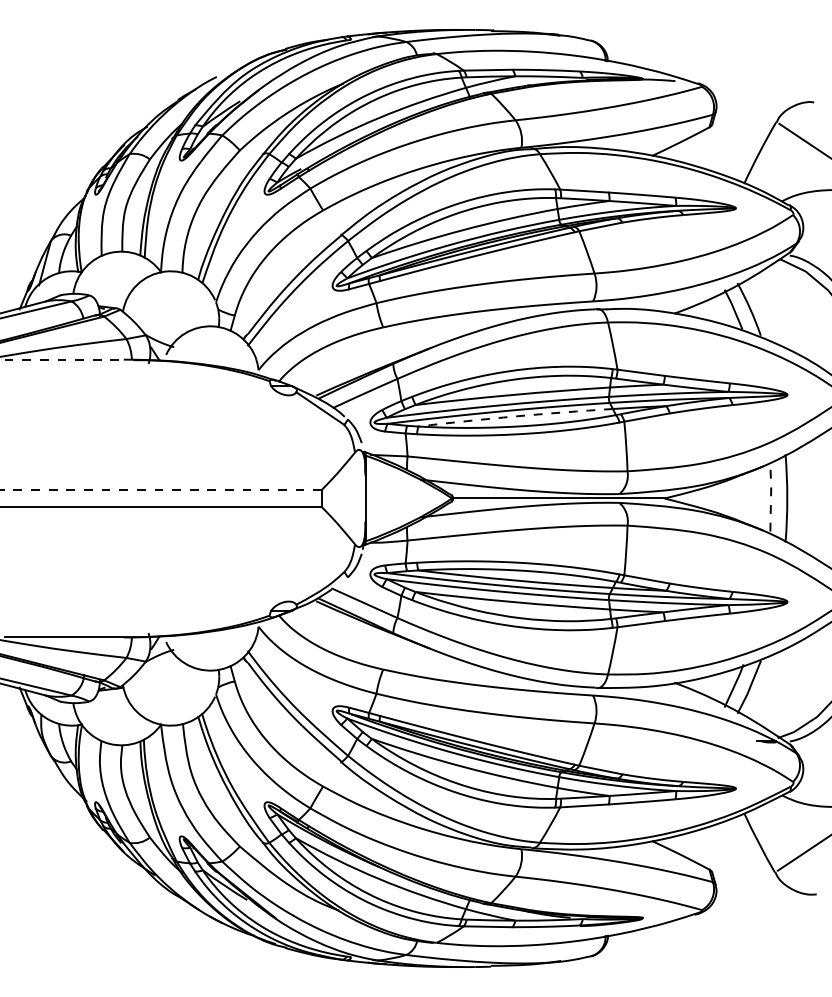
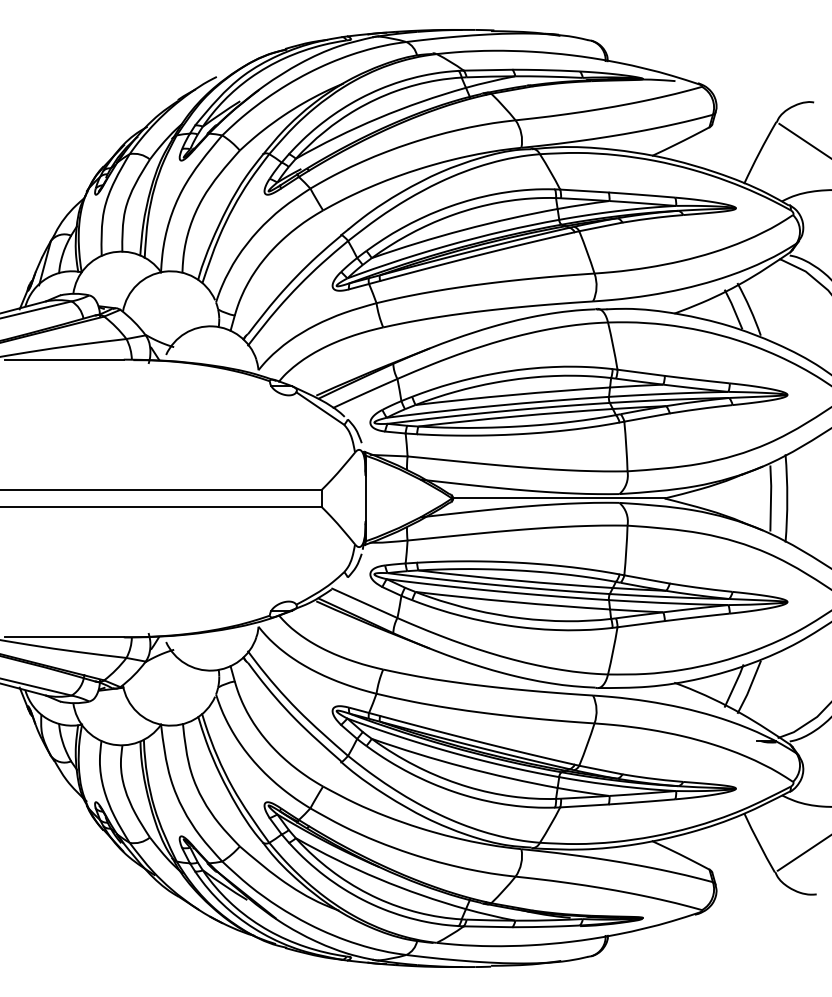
line: dashed -> solid (64, 359)
arc: dashed -> solid (515, 416)
line: dashed -> solid (161, 489)
line: dashed -> solid (771, 497)
